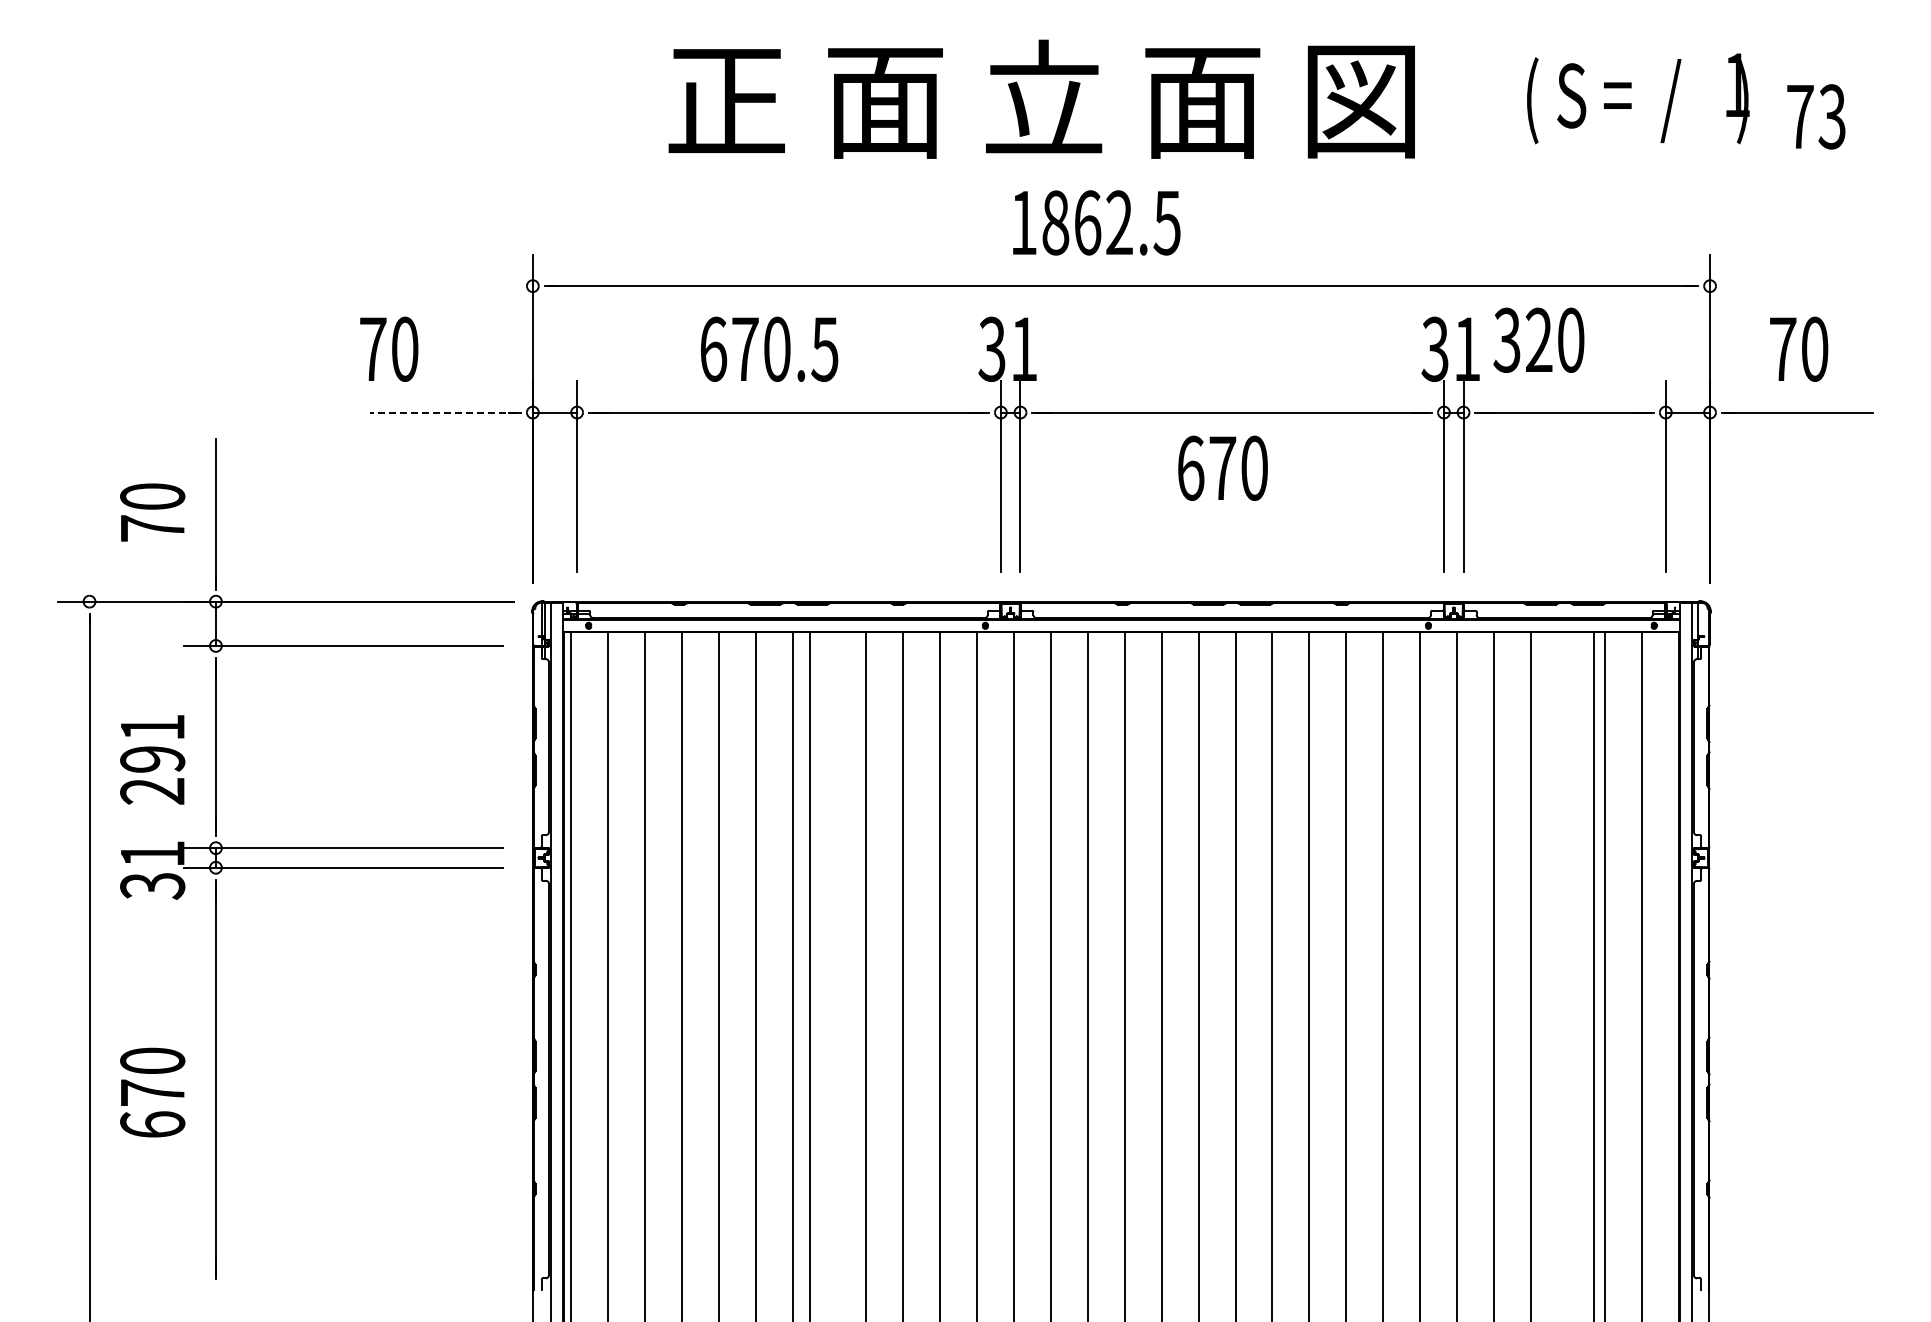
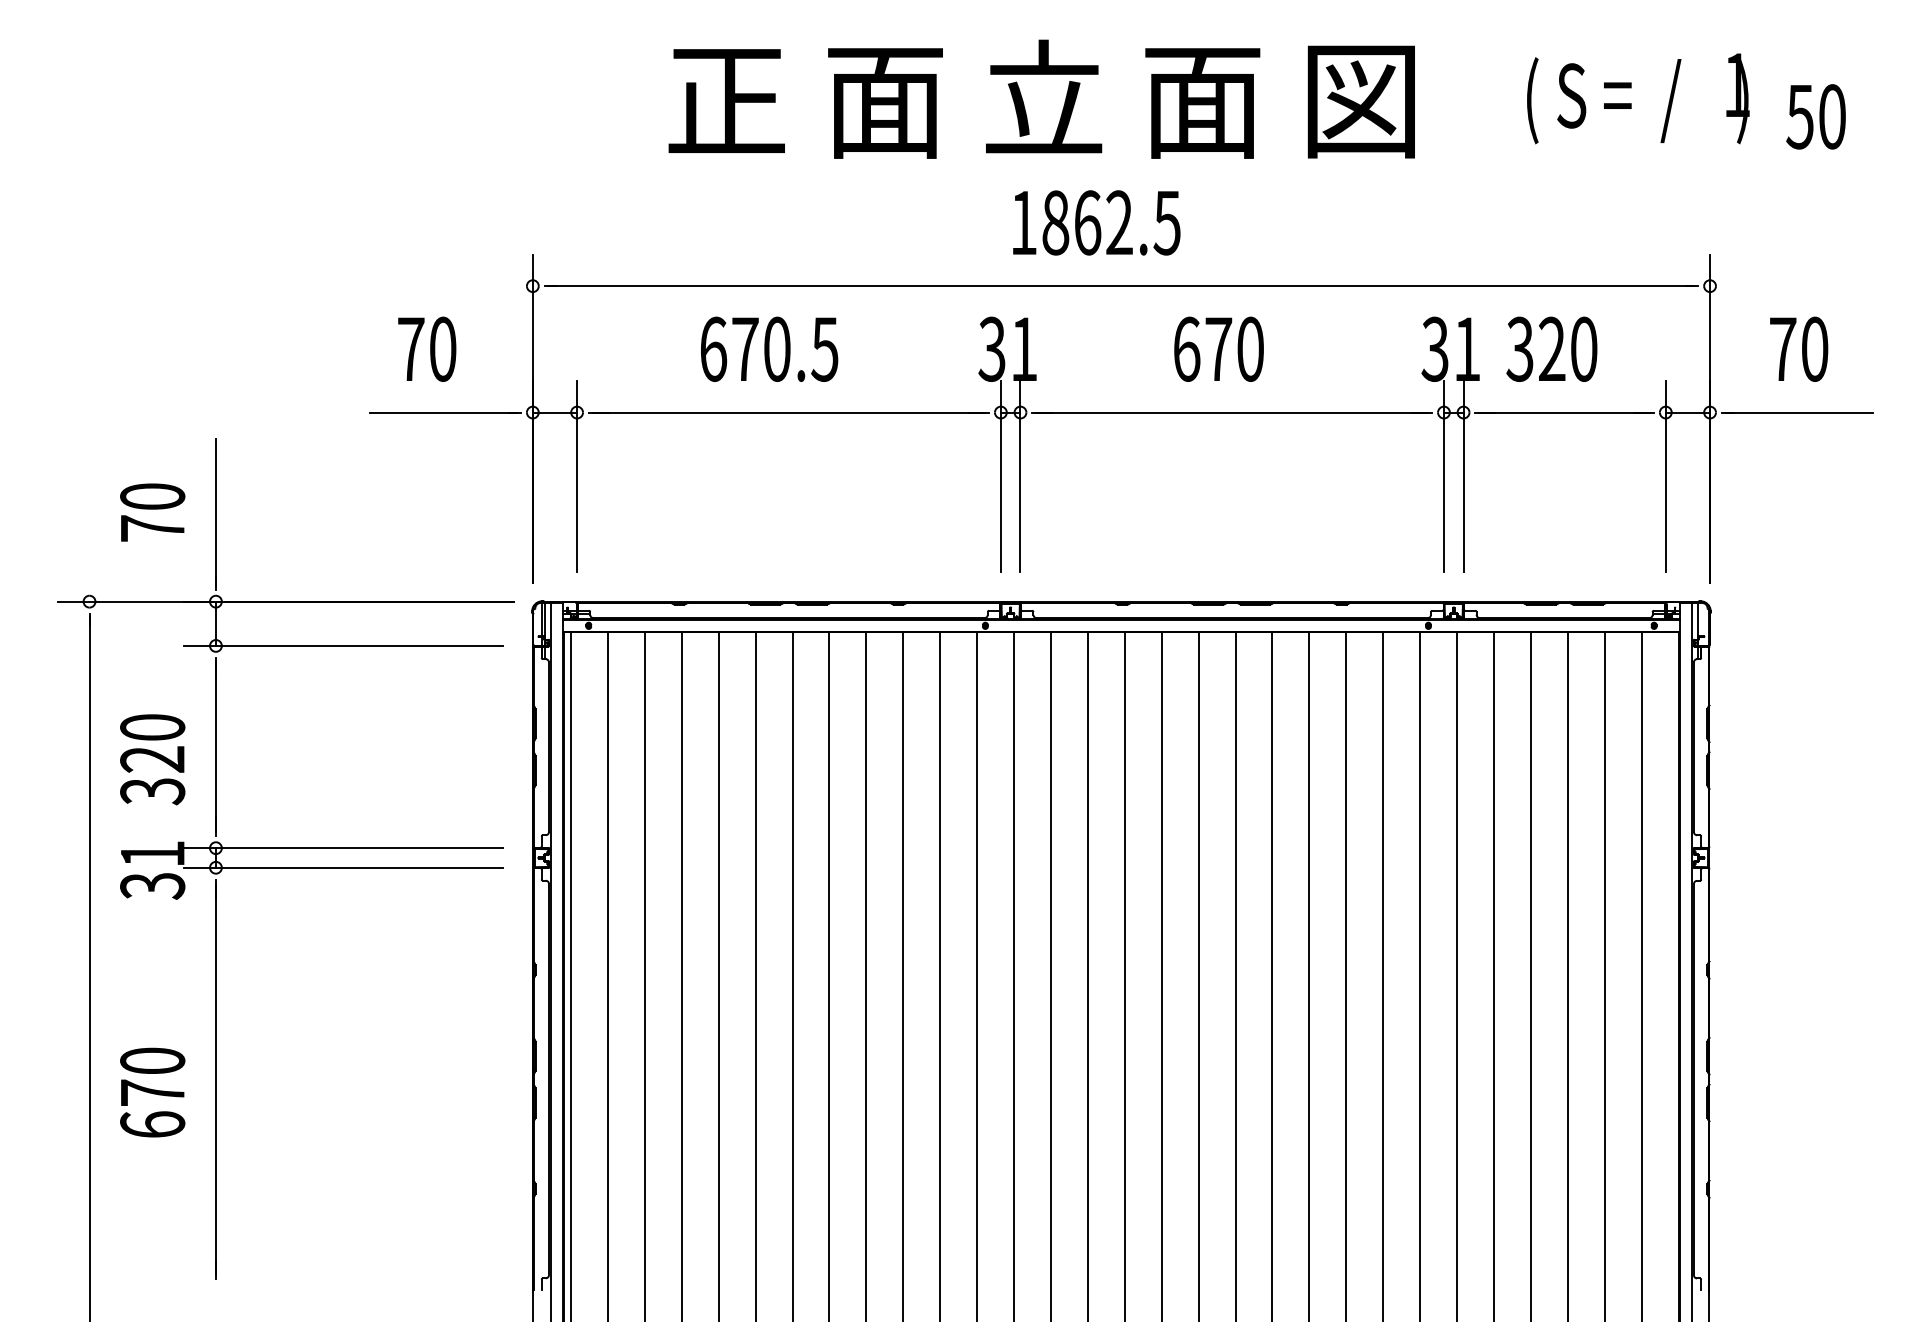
text: 73 -> 50 (1815, 116)
text position: (1538, 339) -> (1551, 348) (1551, 348)
text position: (389, 348) -> (427, 348) (427, 348)
line: dashed -> solid (443, 412)
text position: (1222, 467) -> (1218, 348) (1218, 348)
text: 291 -> 320 (152, 759)
line position: (810, 975) -> (829, 975) (829, 975)
line position: (1593, 975) -> (1567, 975) (1567, 975)
